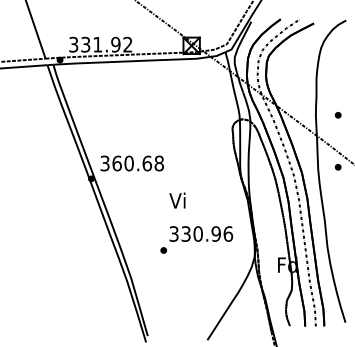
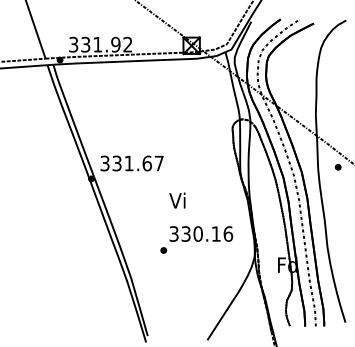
part: present -> none (337, 115)
text: 360.68 -> 331.67 (137, 163)
text: 330.96 -> 330.16 (215, 233)
